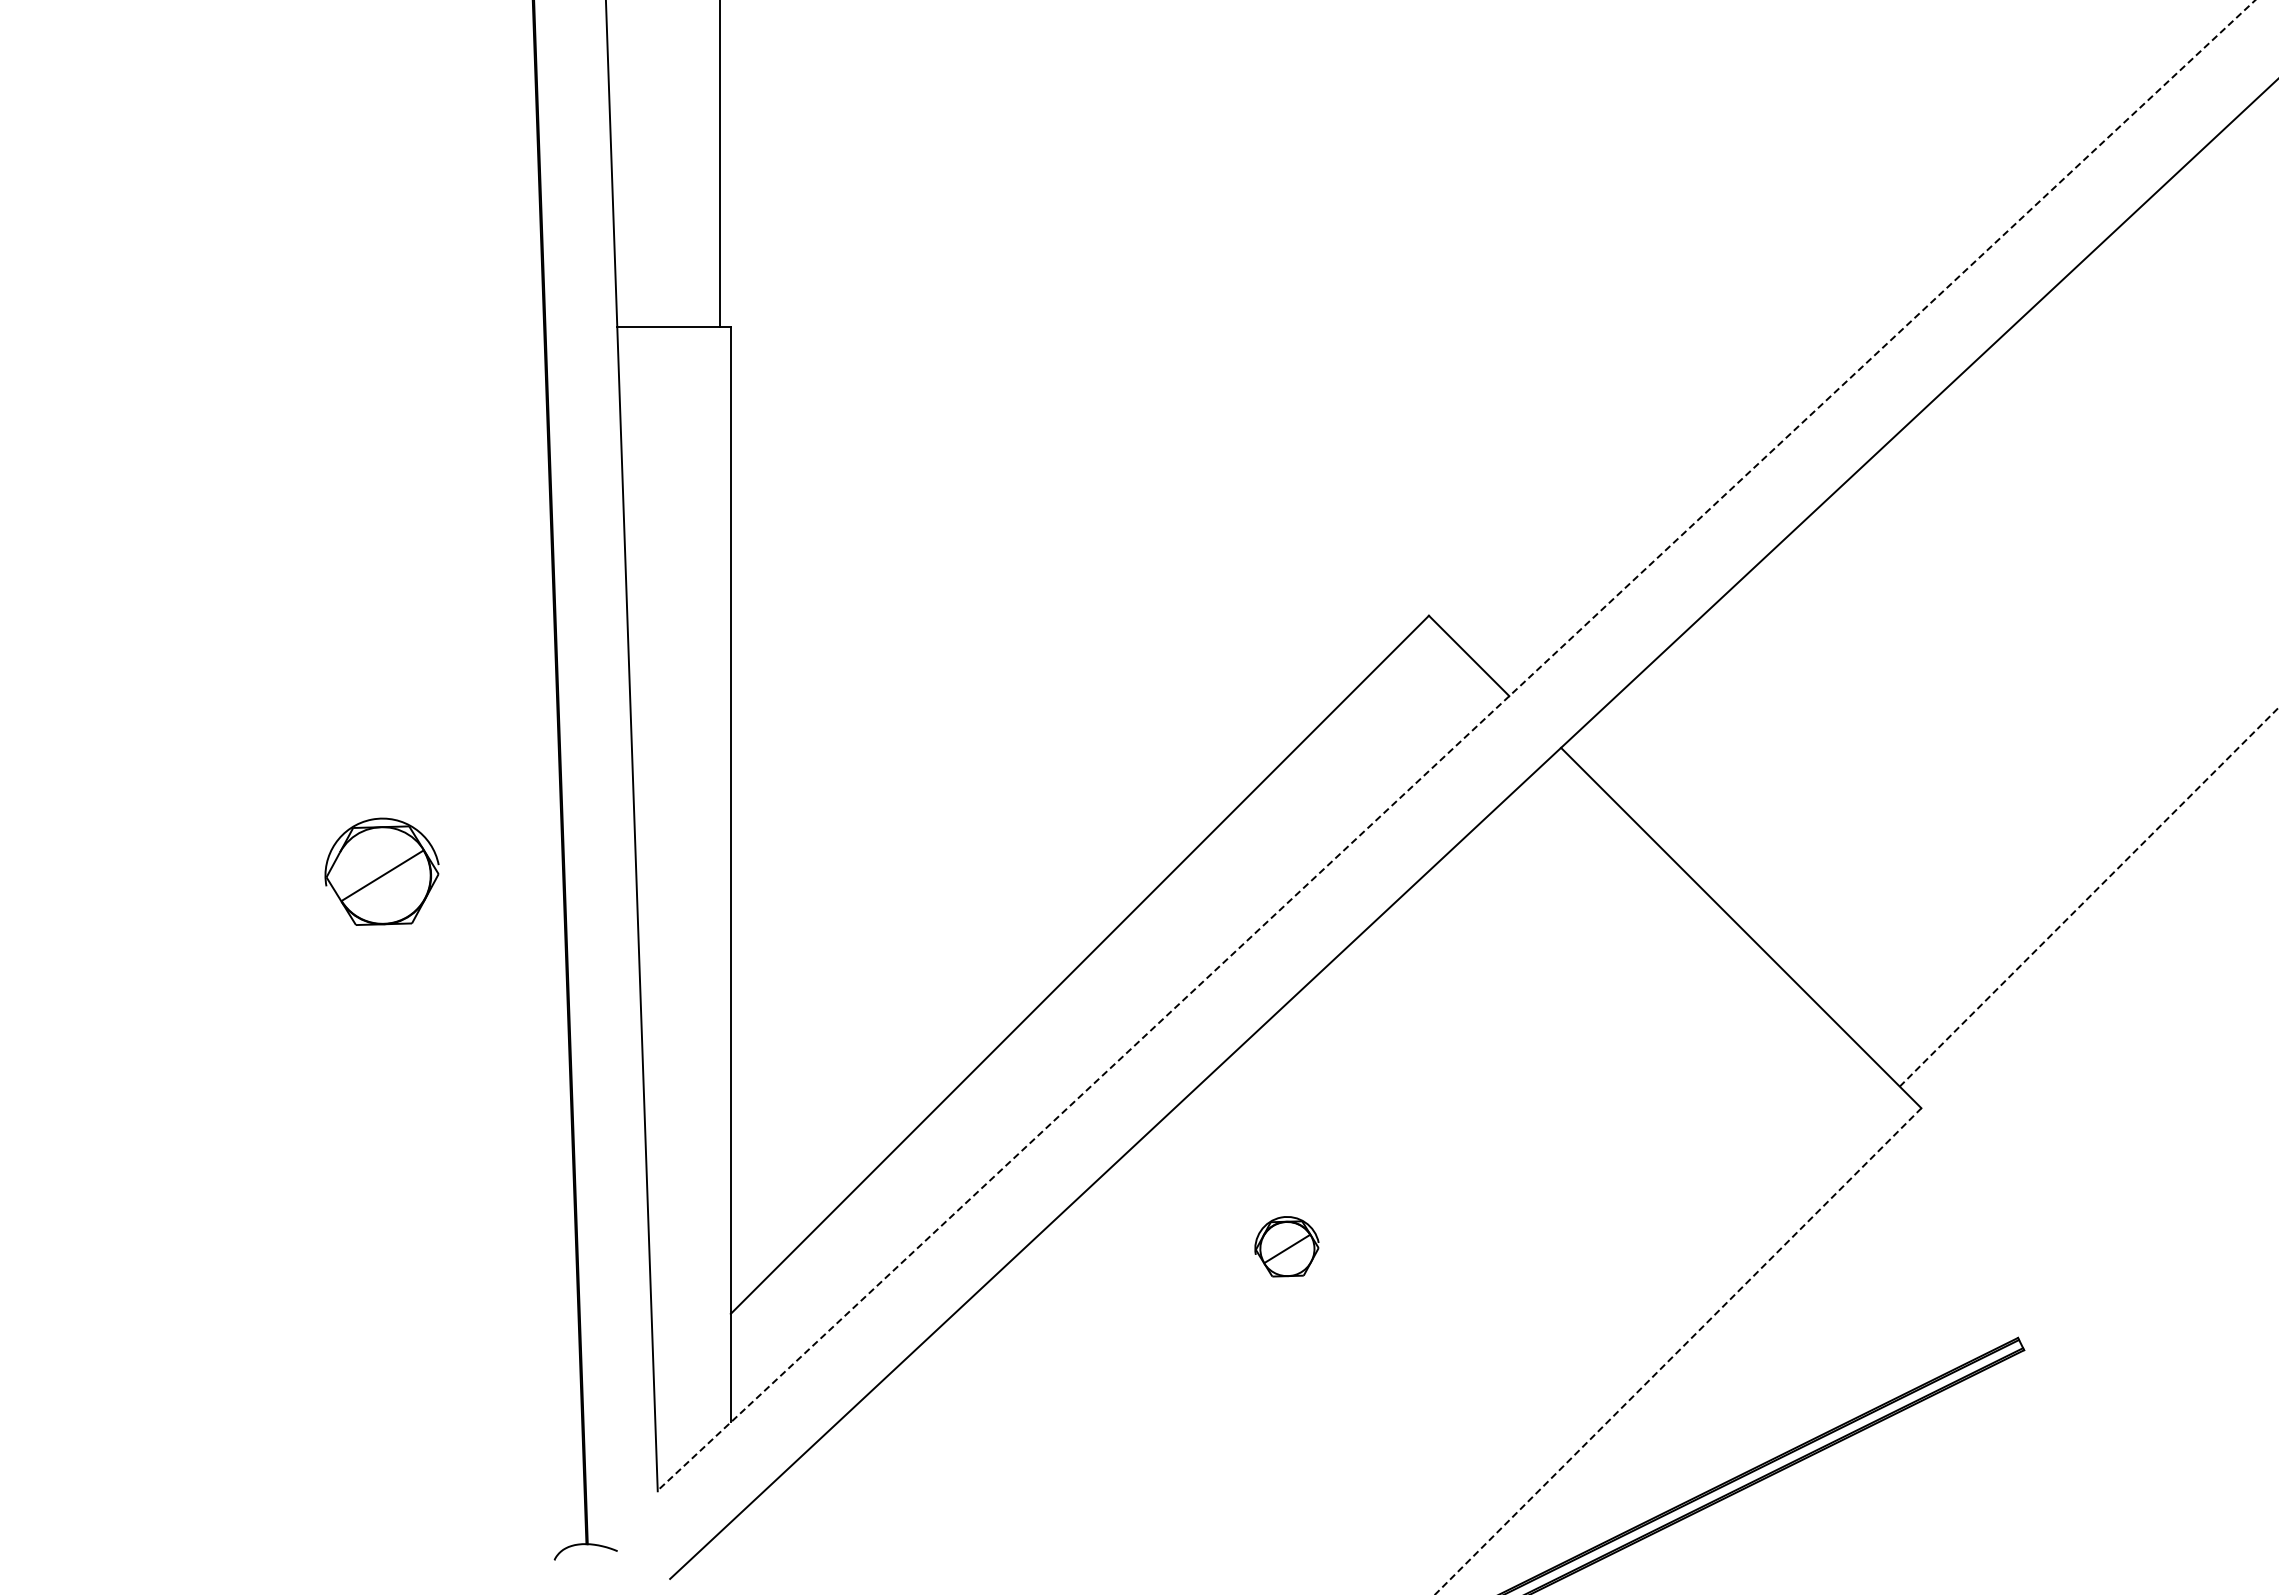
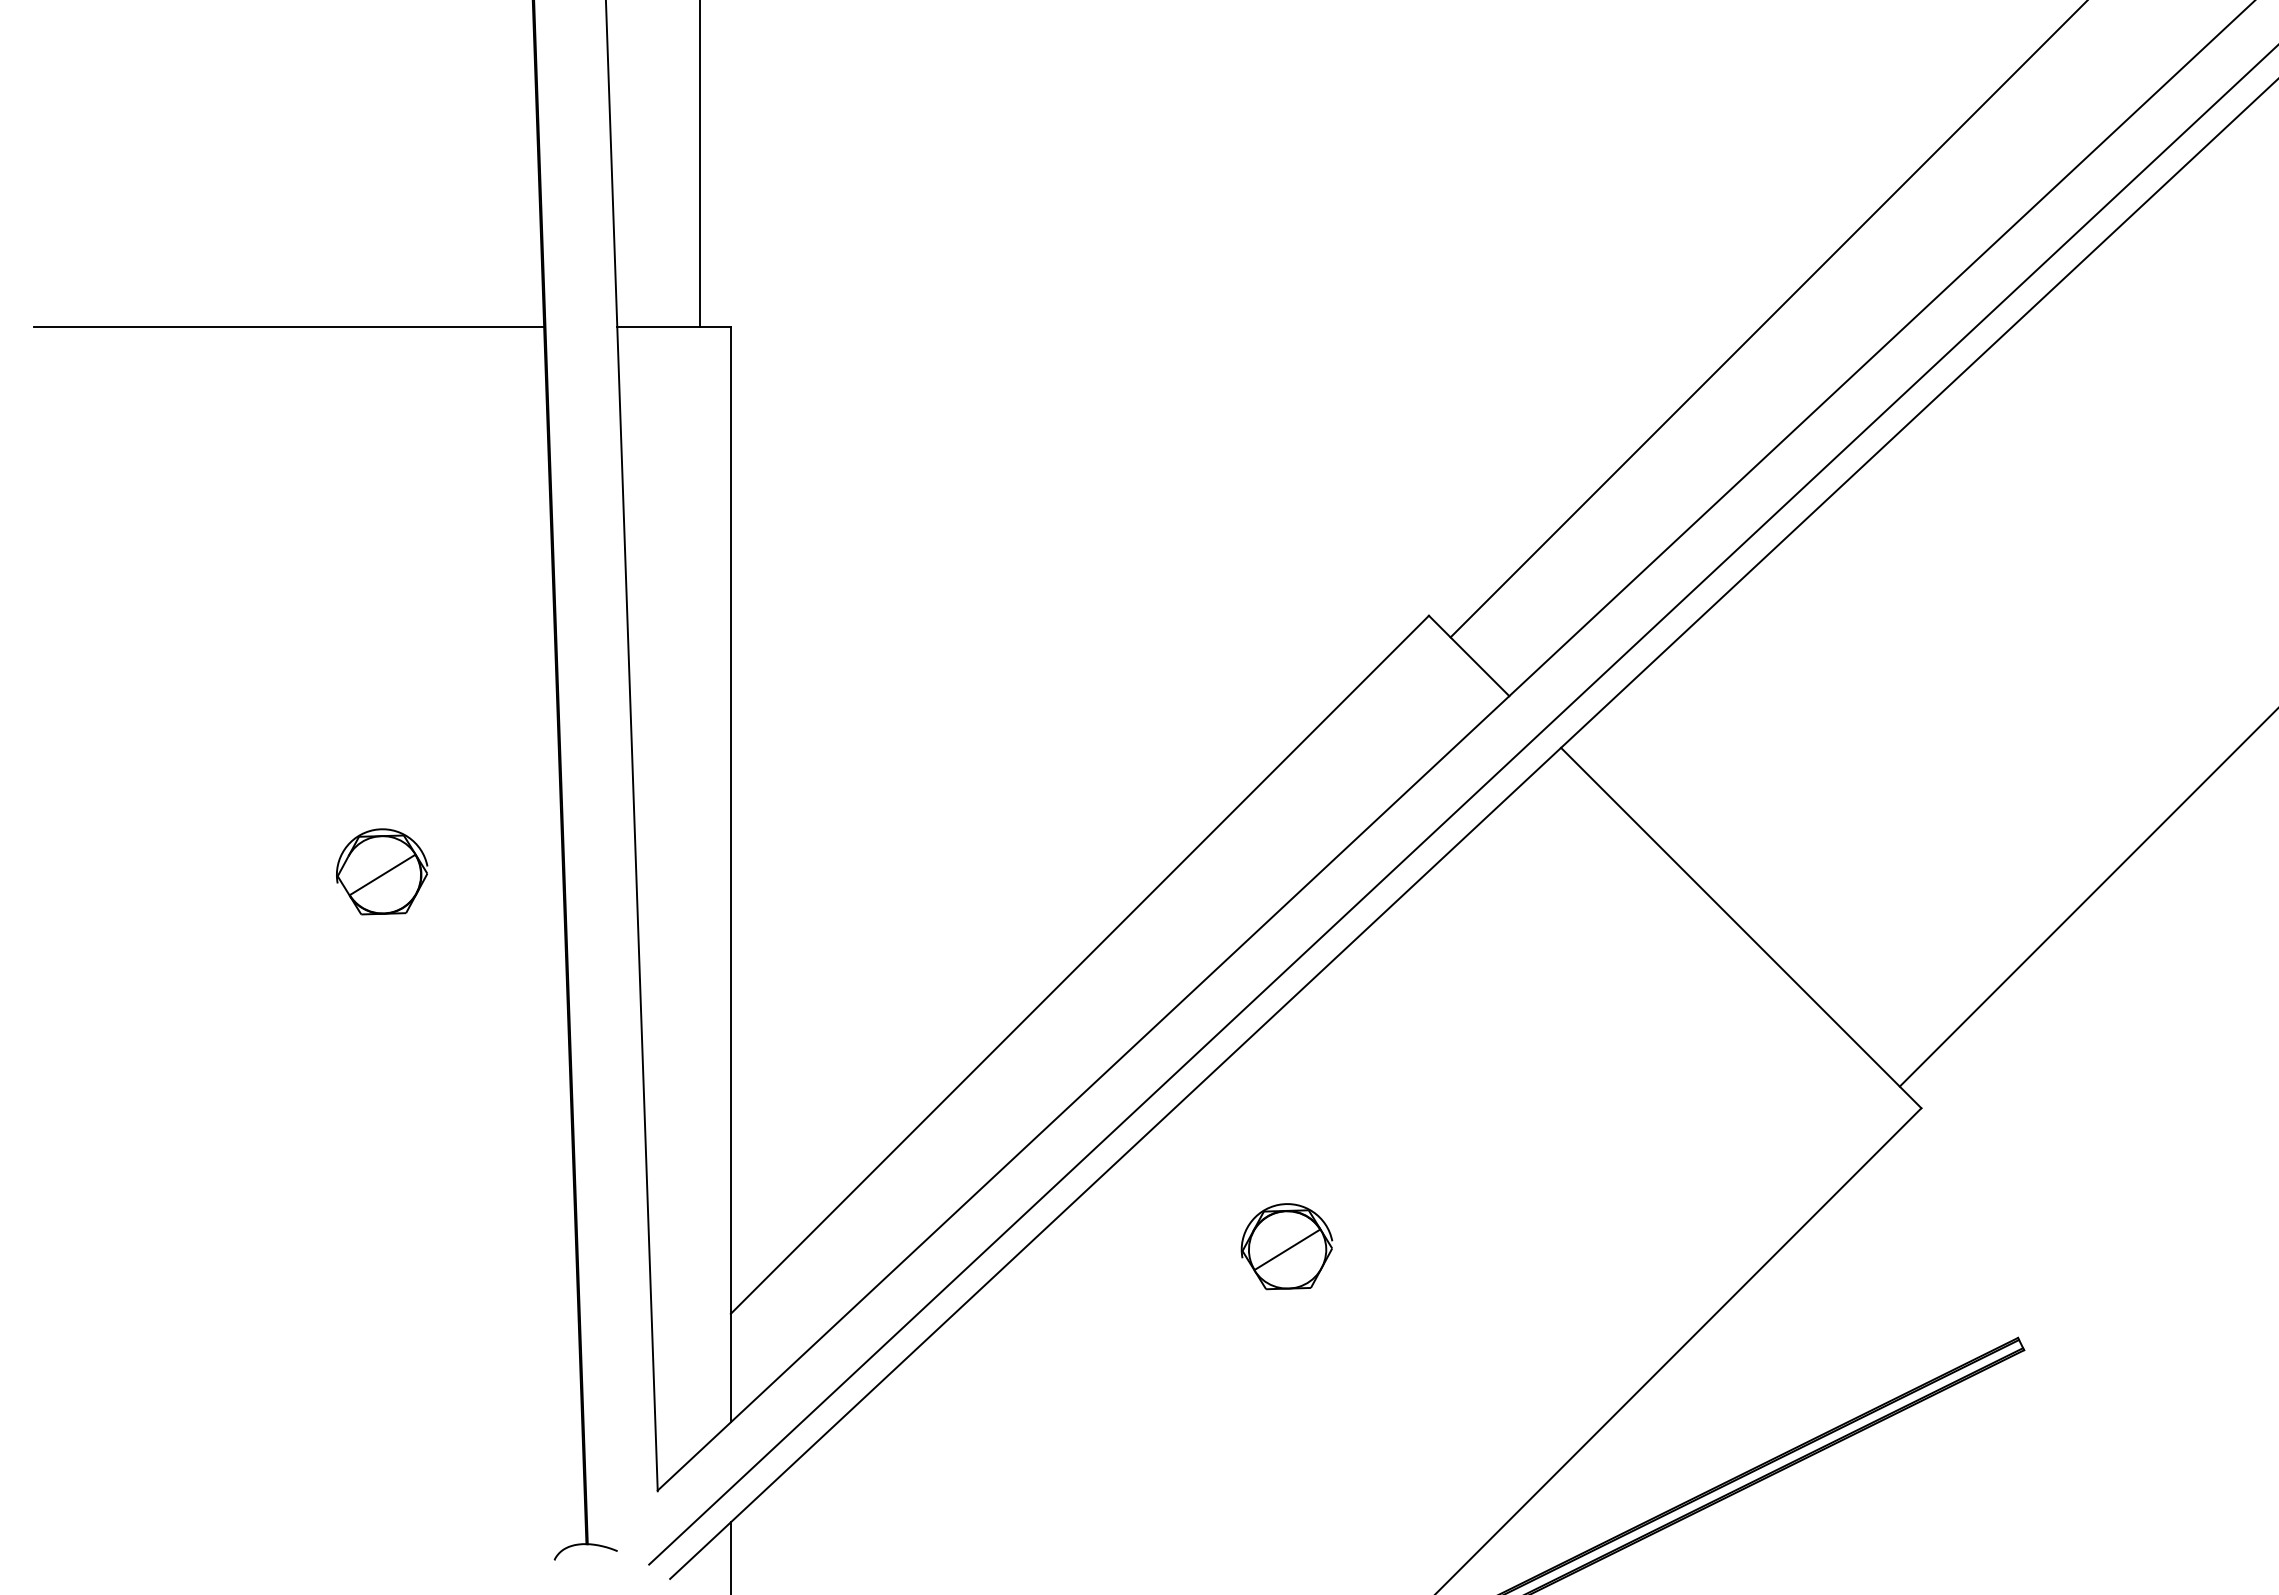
line position: (720, 164) -> (700, 164) (700, 164)
line: none -> present (1767, 319)
line: none -> present (289, 326)
line: dashed -> solid (1456, 745)
line: none -> present (1462, 805)
part size: 116x109 px -> 93x88 px (382, 871)
line: dashed -> solid (2089, 897)
part size: 66x62 px -> 94x88 px (1286, 1246)
line: dashed -> solid (1678, 1351)
line: none -> present (730, 1556)
